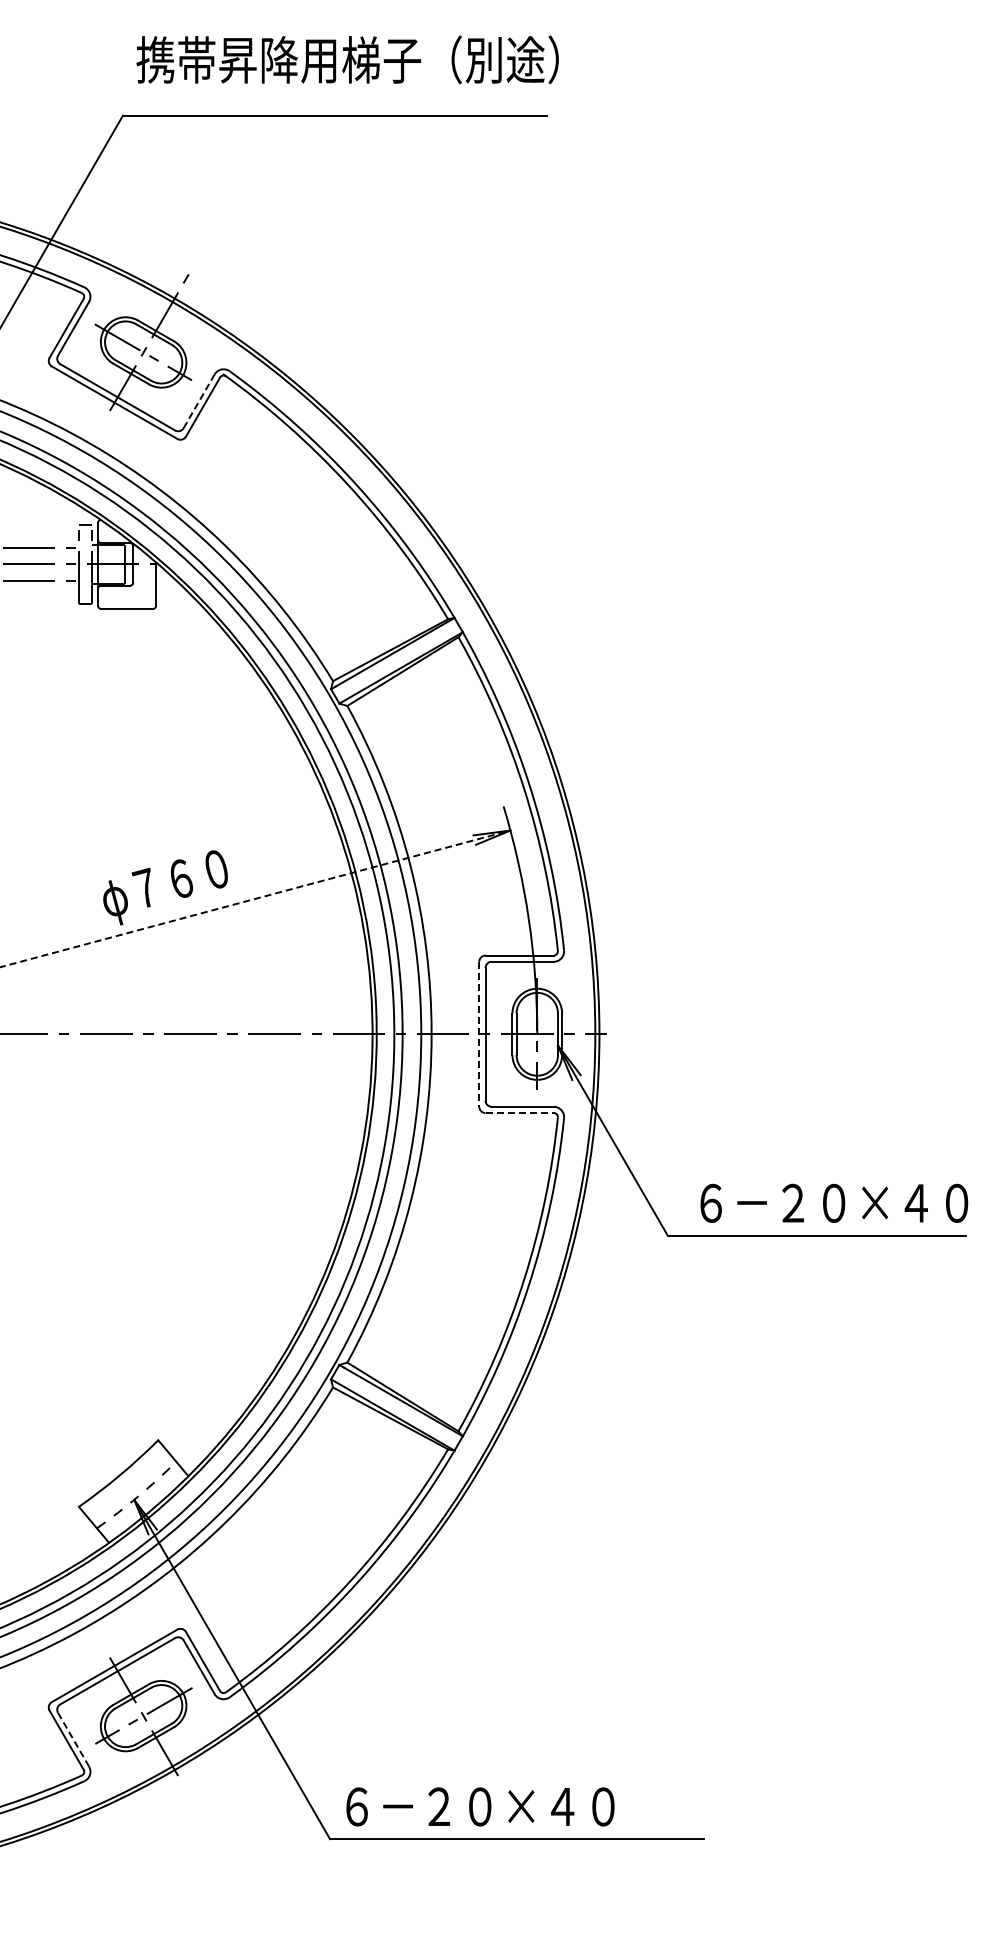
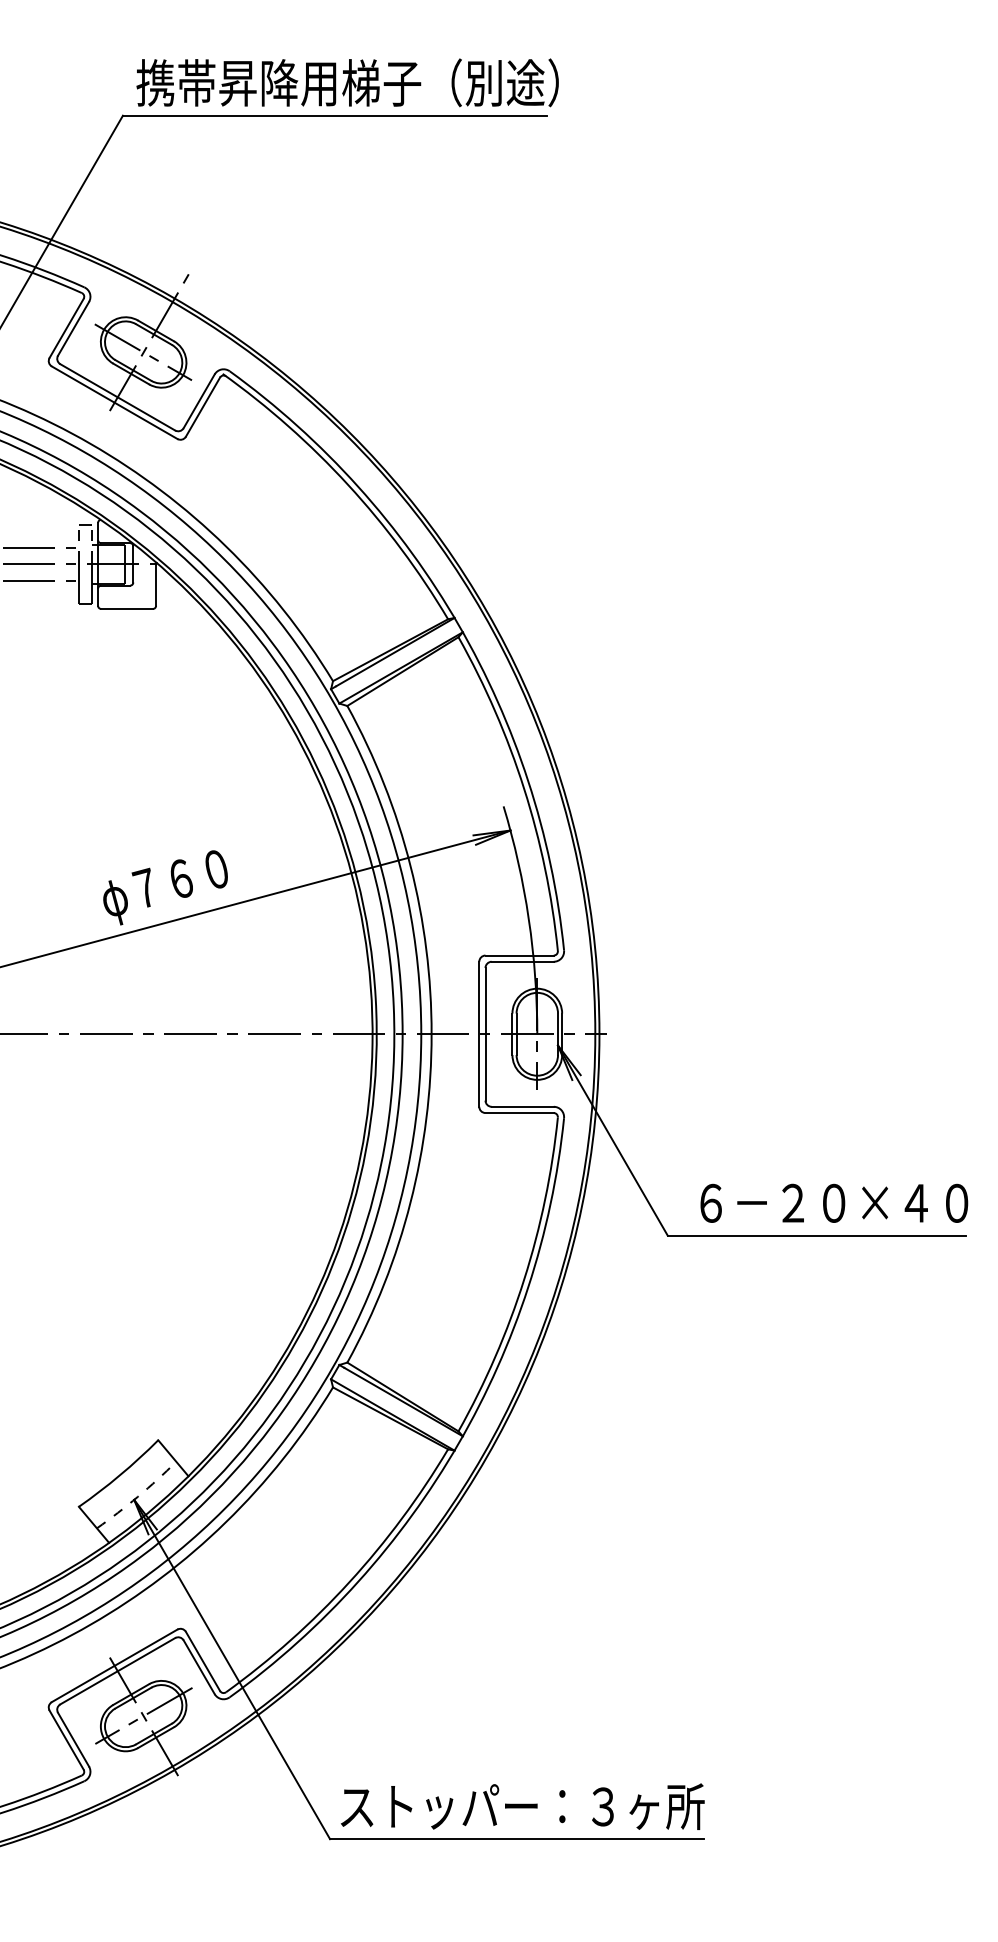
text position: (347, 59) -> (347, 82) (347, 82)
line: dashed -> solid (199, 400)
line: dashed -> solid (255, 898)
line: dashed -> solid (479, 1034)
line: dashed -> solid (520, 1113)
line: dashed -> solid (73, 1740)
text: ６－２０×４０ -> ストッパー：３ヶ所 (522, 1806)
